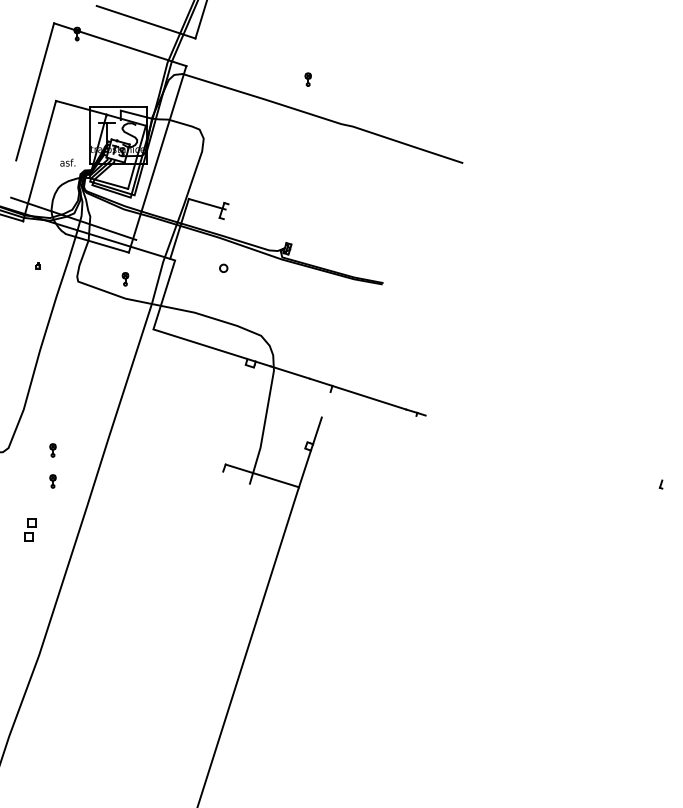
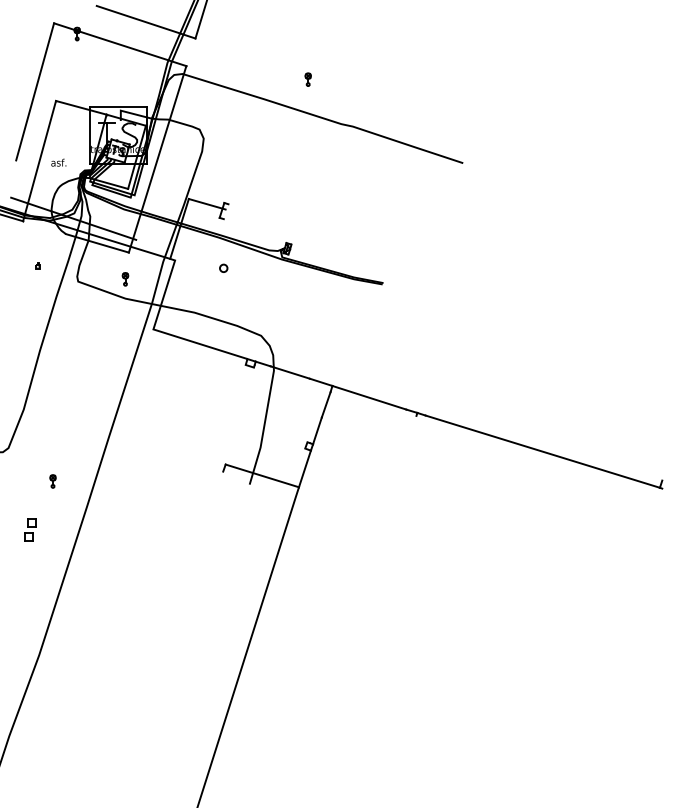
text position: (67, 162) -> (58, 162) (58, 162)
line: none -> present (325, 404)
part: present -> none (52, 450)
line: none -> present (542, 451)
